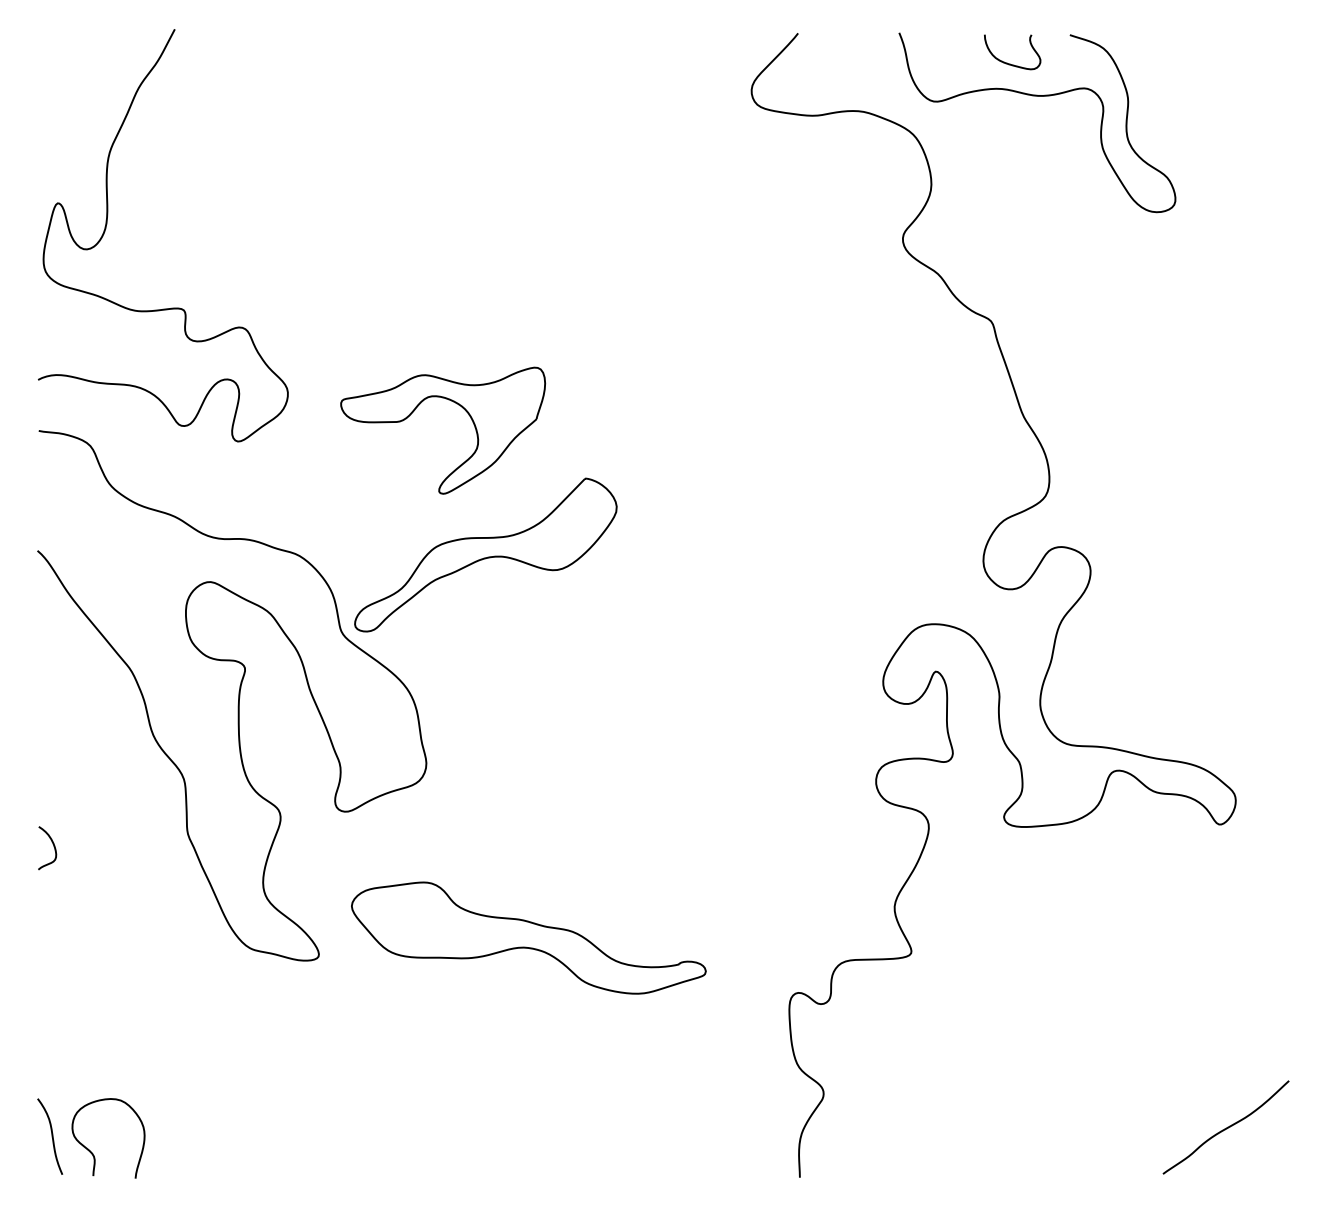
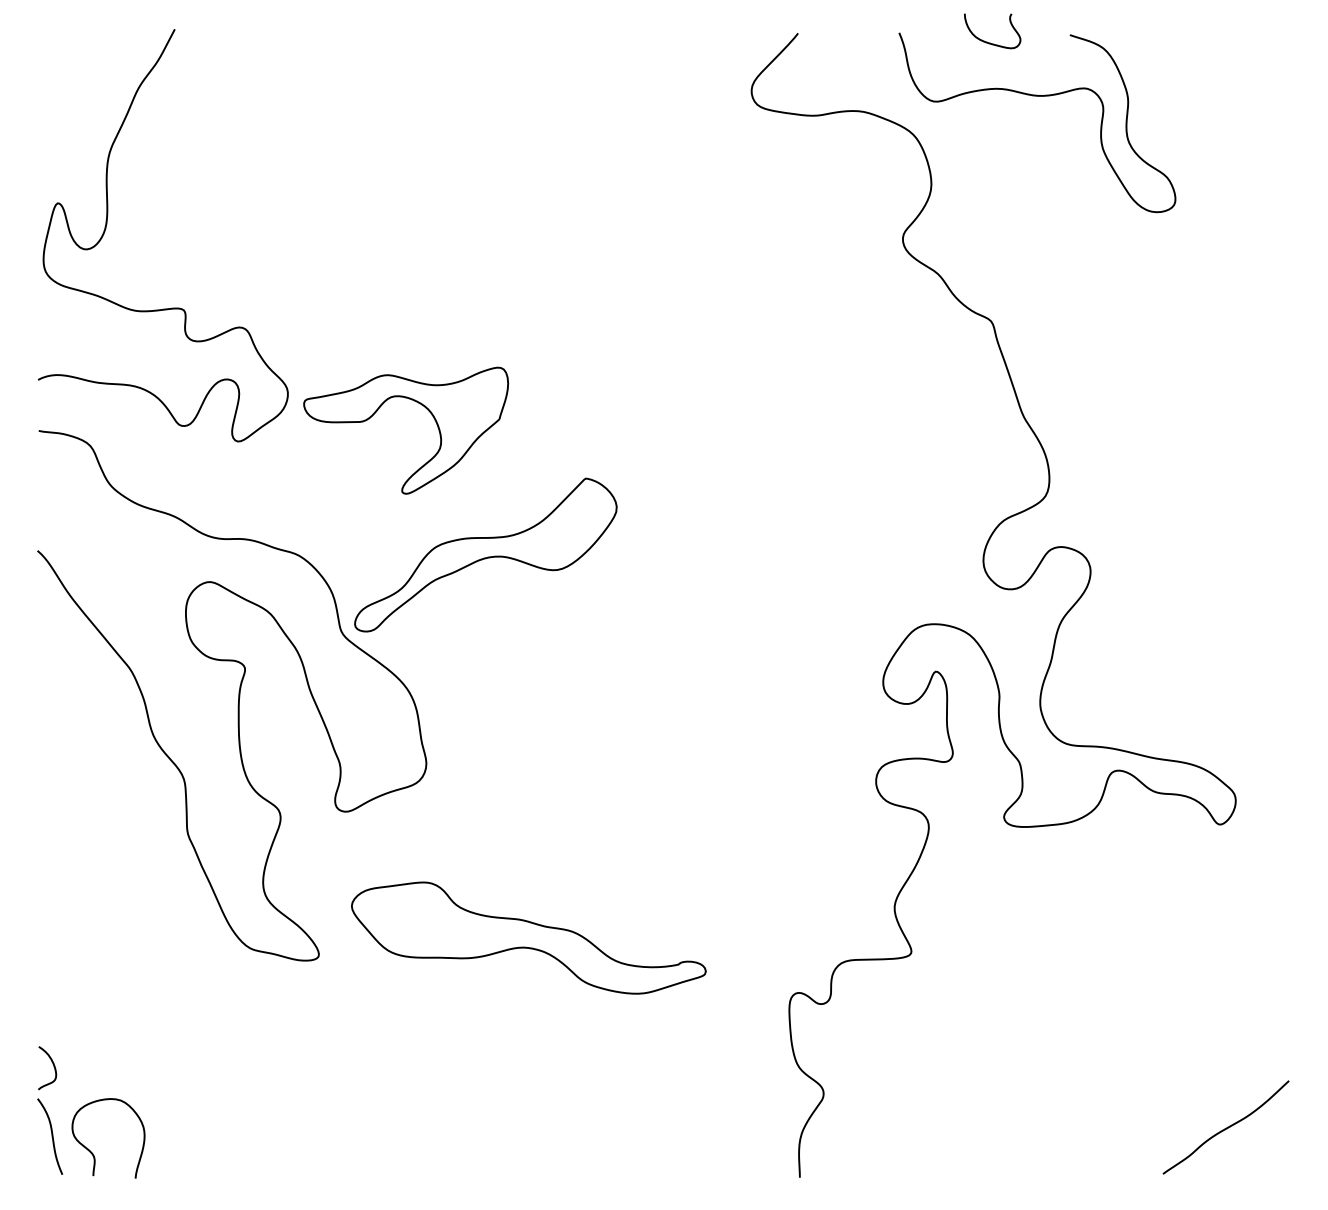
curve position: (1007, 62) -> (987, 41) (987, 41)
part position: (463, 409) -> (426, 409) (426, 409)
curve position: (53, 846) -> (53, 1066) (53, 1066)
